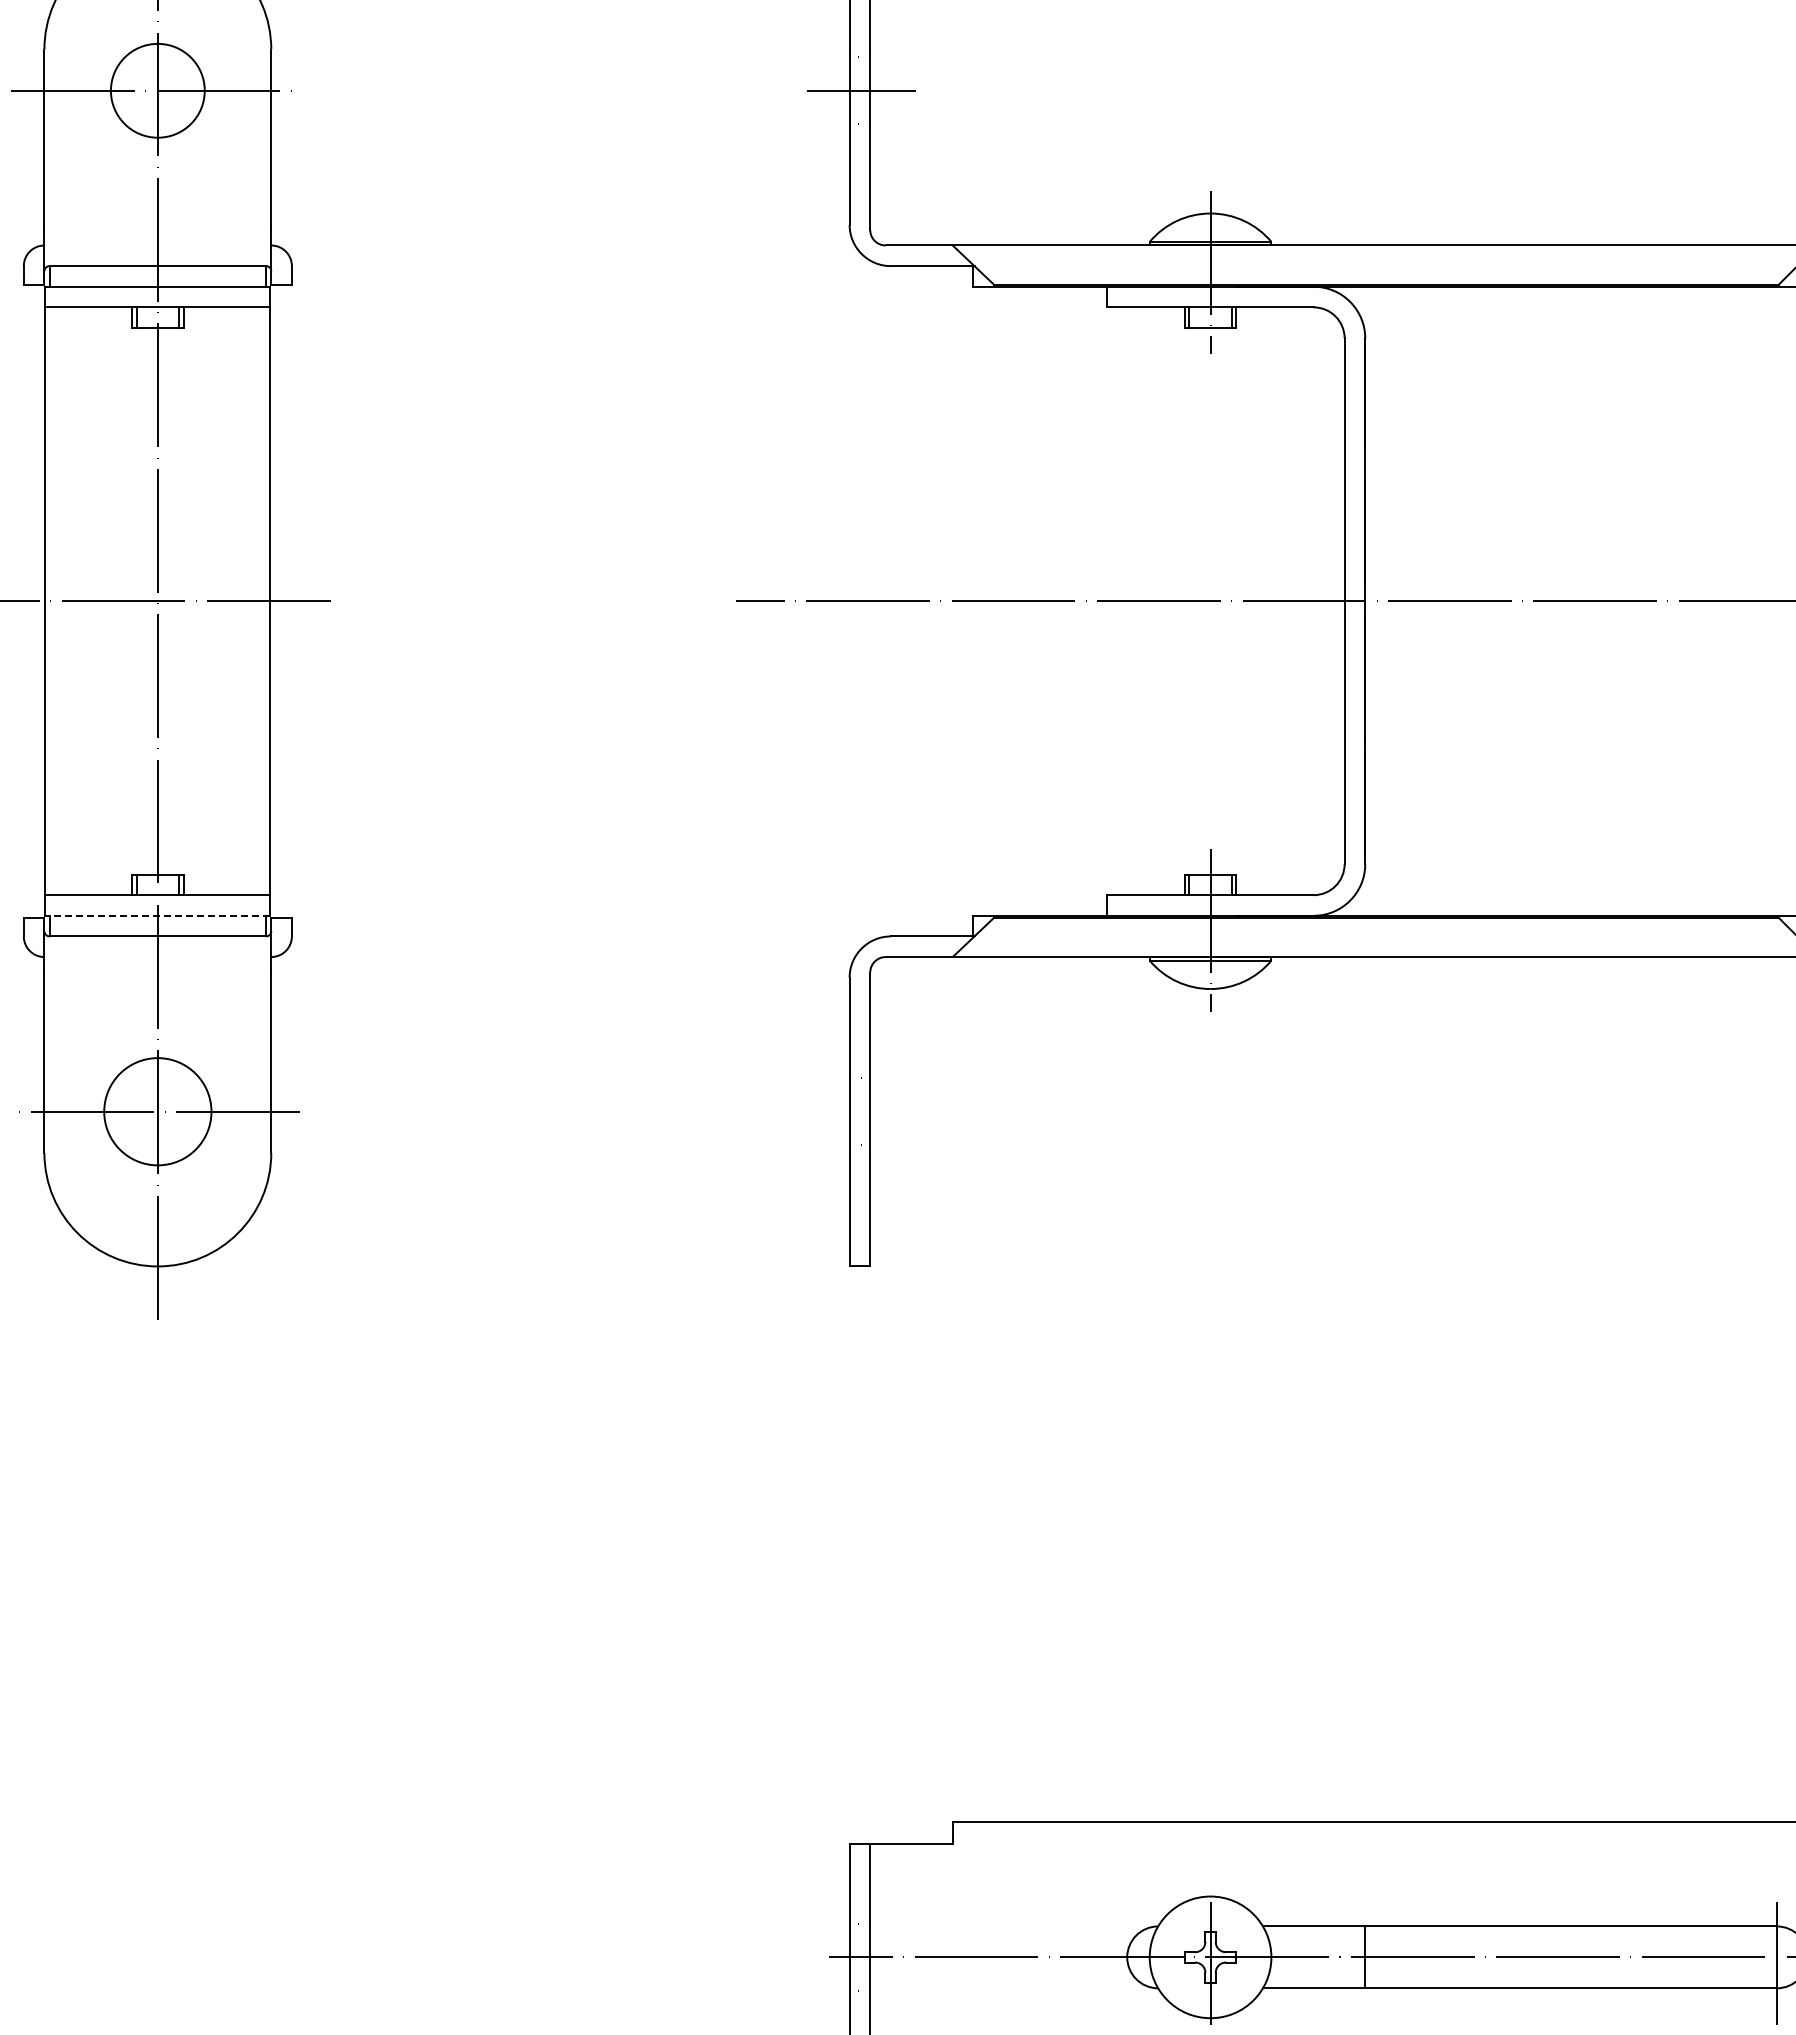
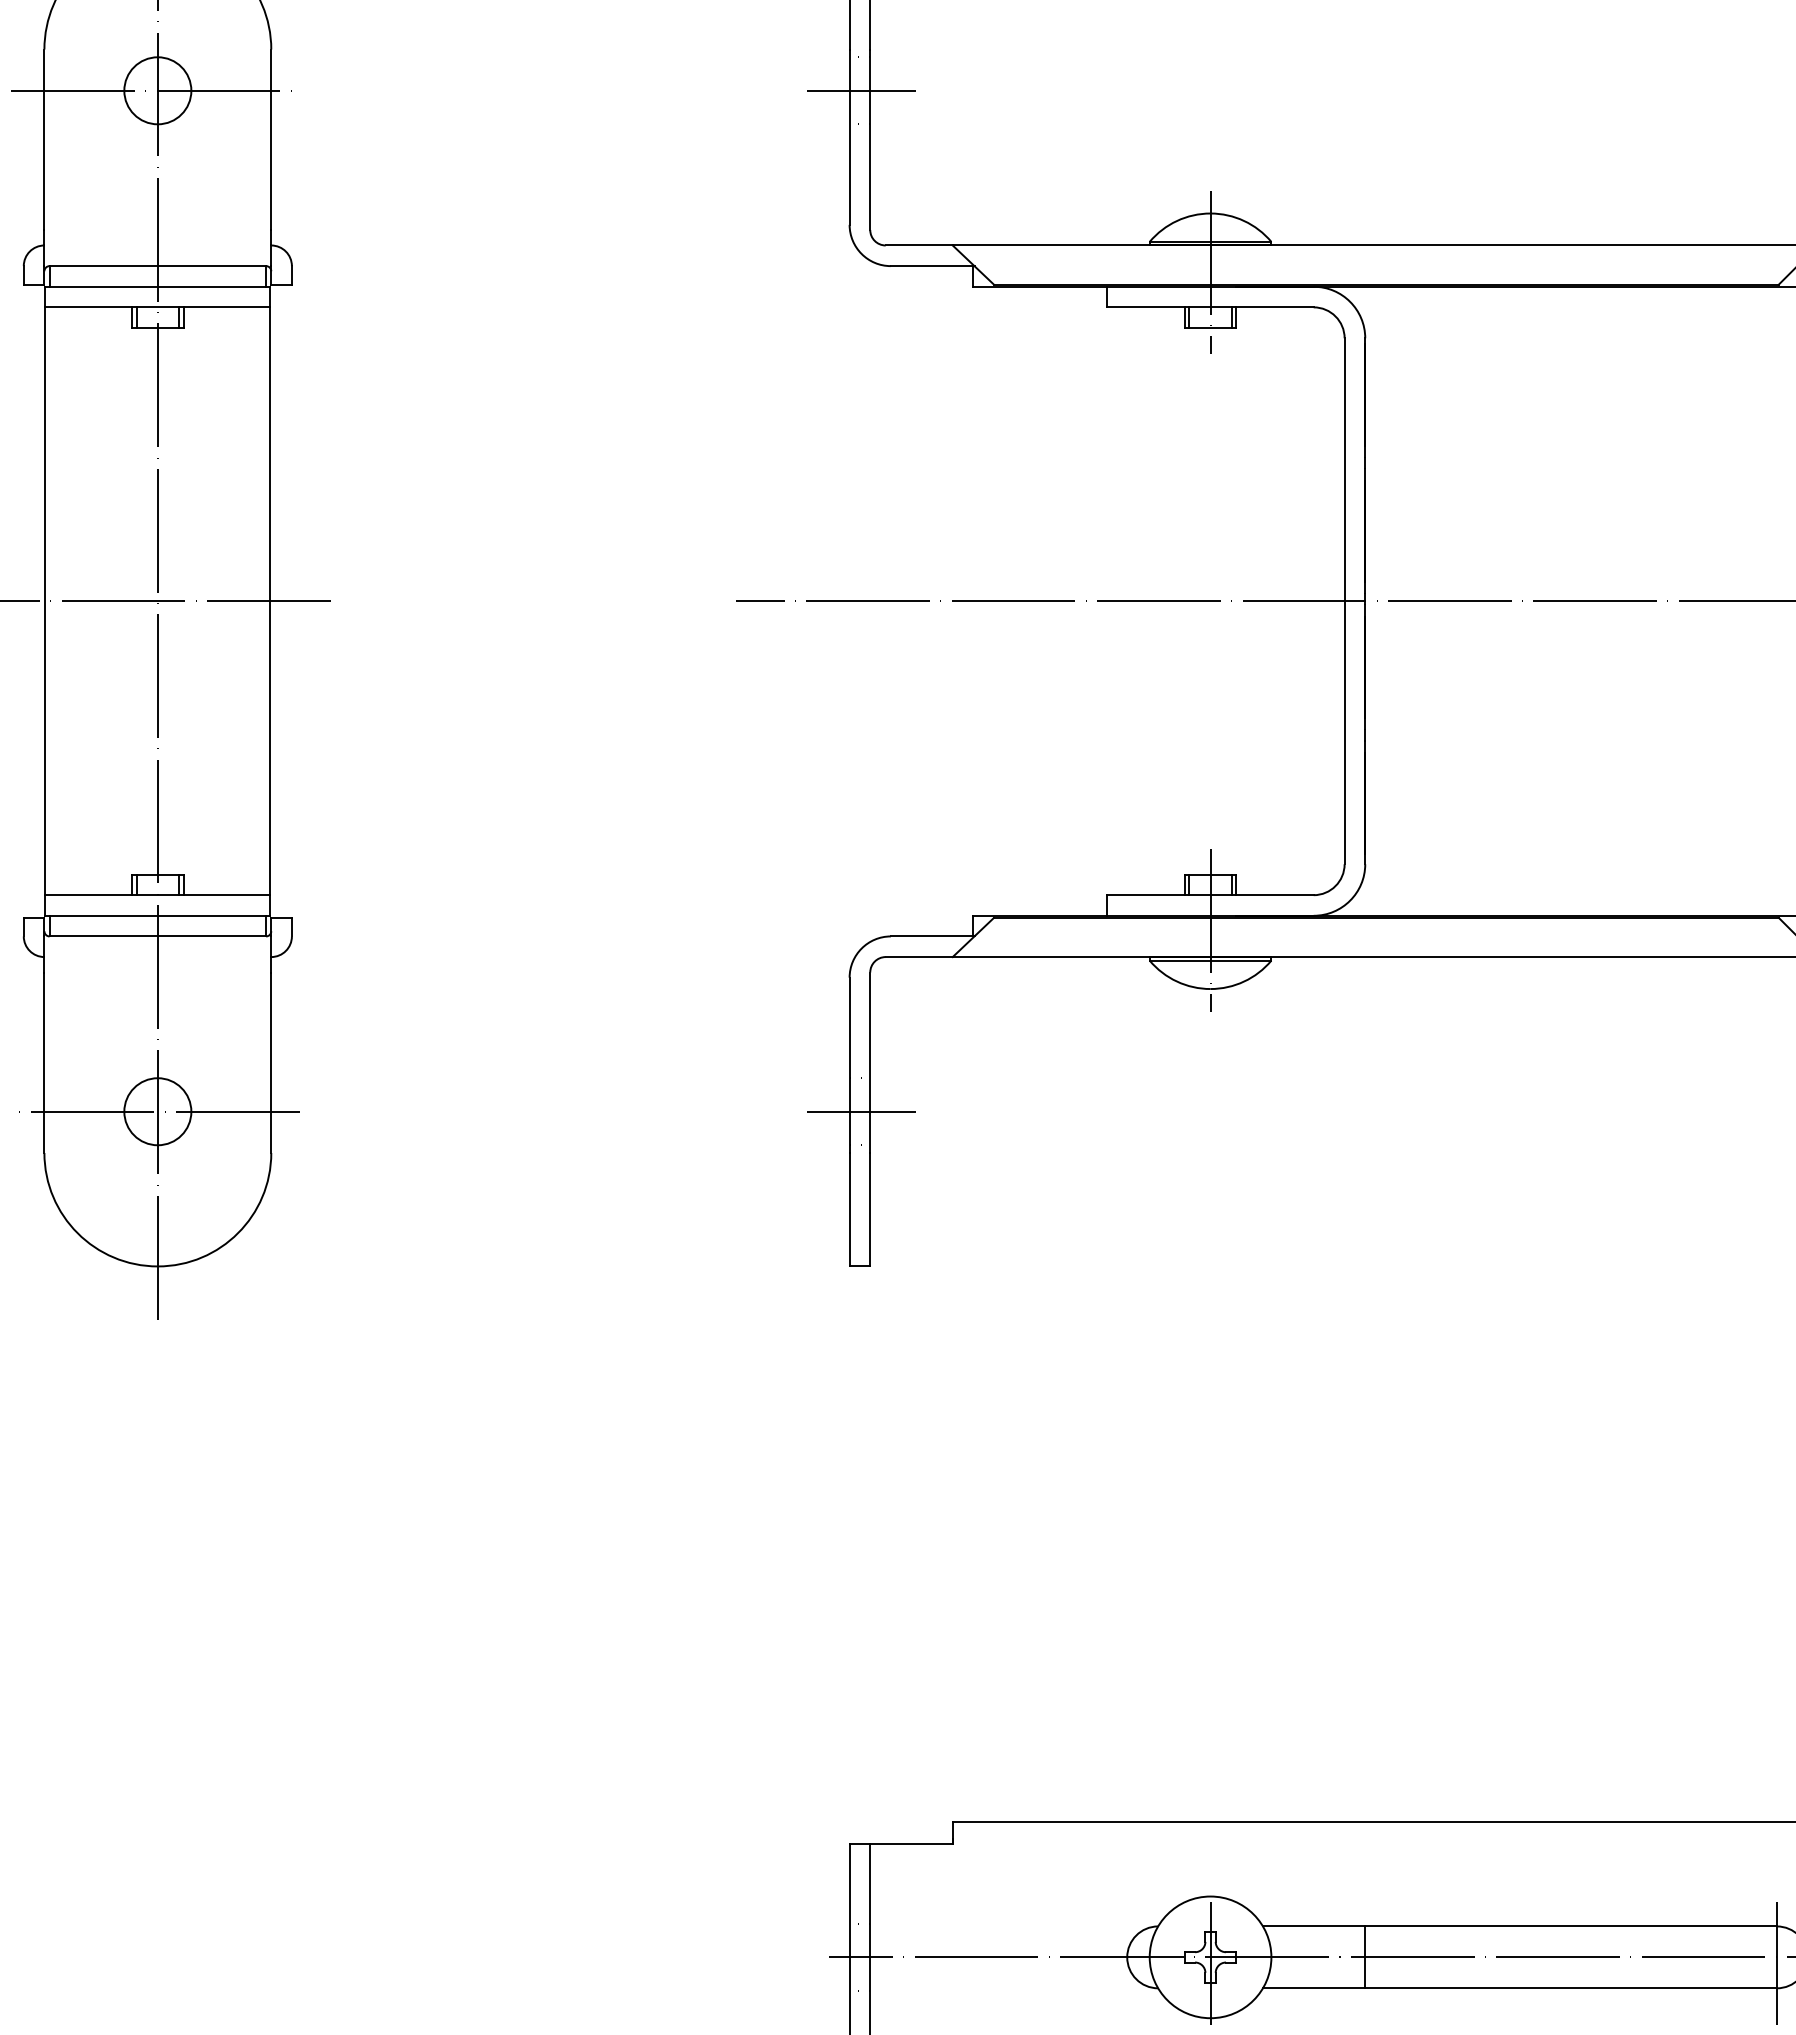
circle diameter: 94 px -> 67 px (157, 90)
line: dashed -> solid (157, 915)
circle diameter: 107 px -> 67 px (157, 1111)
line: none -> present (861, 1111)
